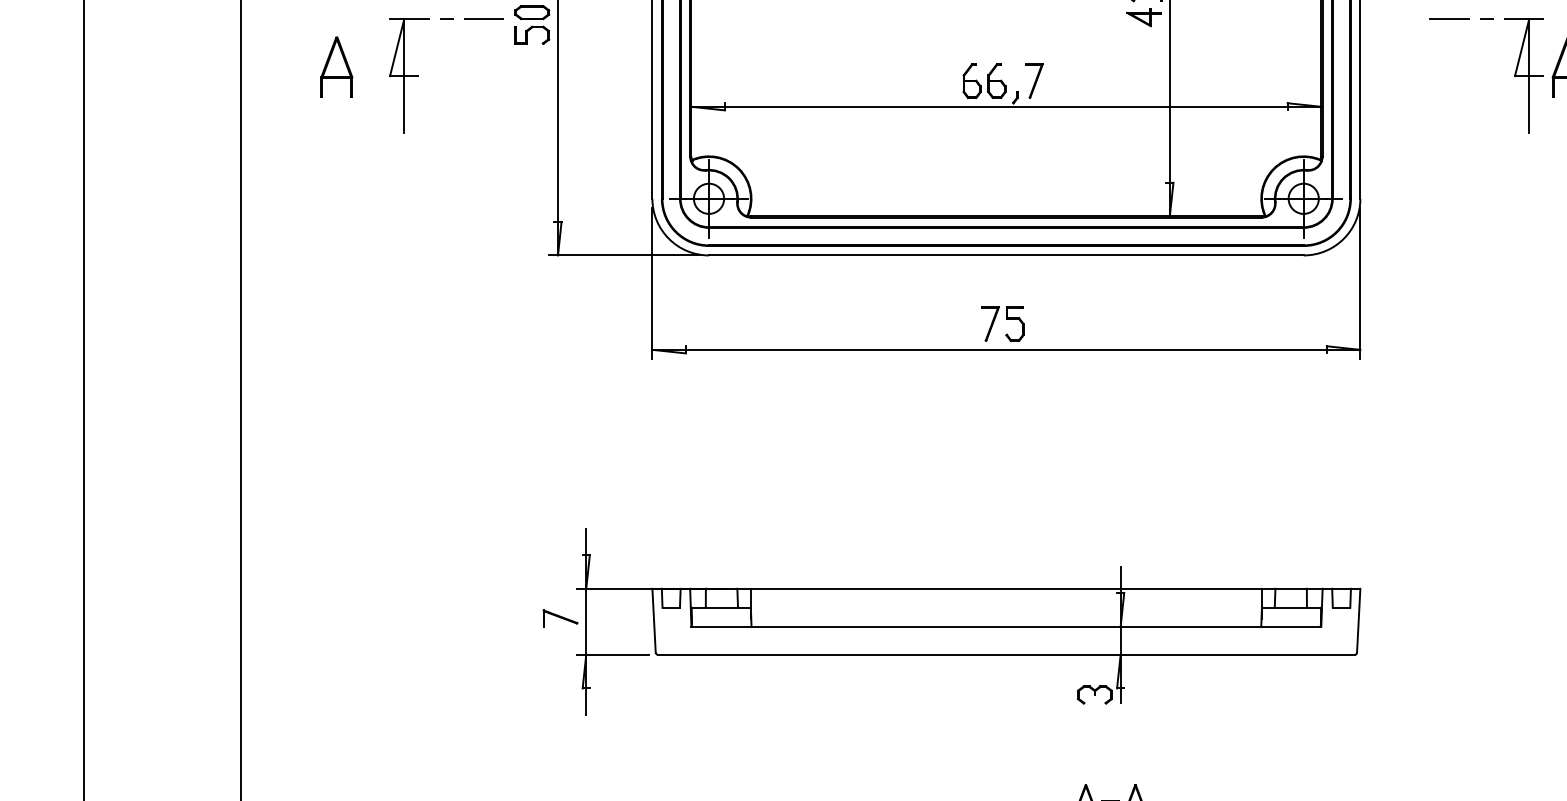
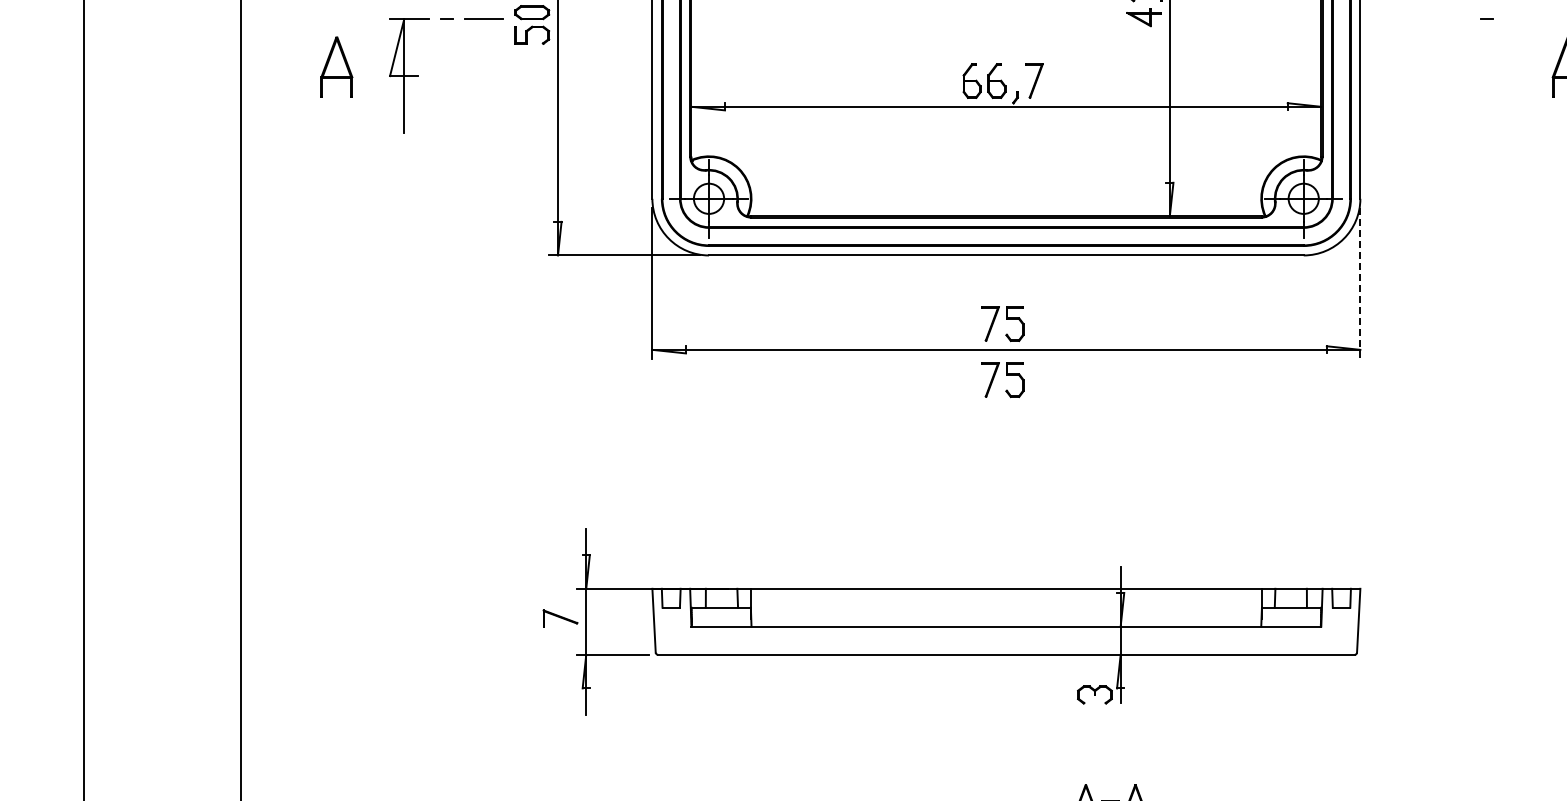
line: present -> none (1449, 19)
part: present -> none (1523, 75)
line: solid -> dashed (1360, 283)
part: none -> present (1002, 379)
